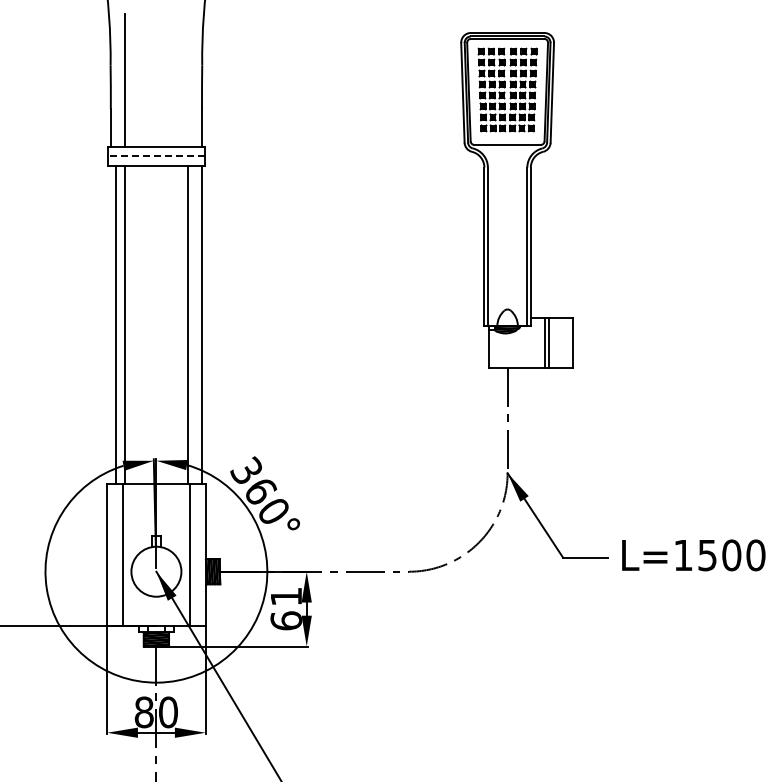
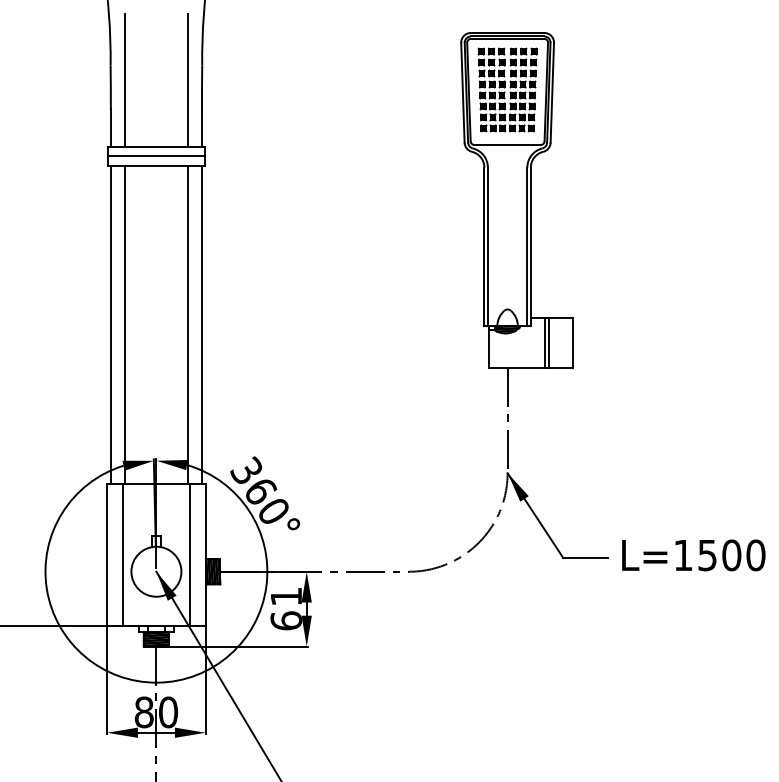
line: none -> present (187, 79)
line: dashed -> solid (155, 156)
line position: (115, 324) -> (110, 324) (110, 324)
